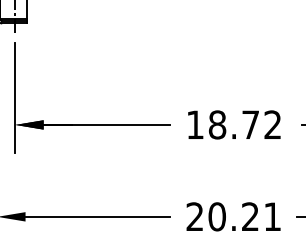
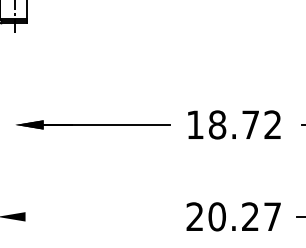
line: present -> none (15, 98)
line: present -> none (97, 216)
text: 20.21 -> 20.27 (272, 216)
